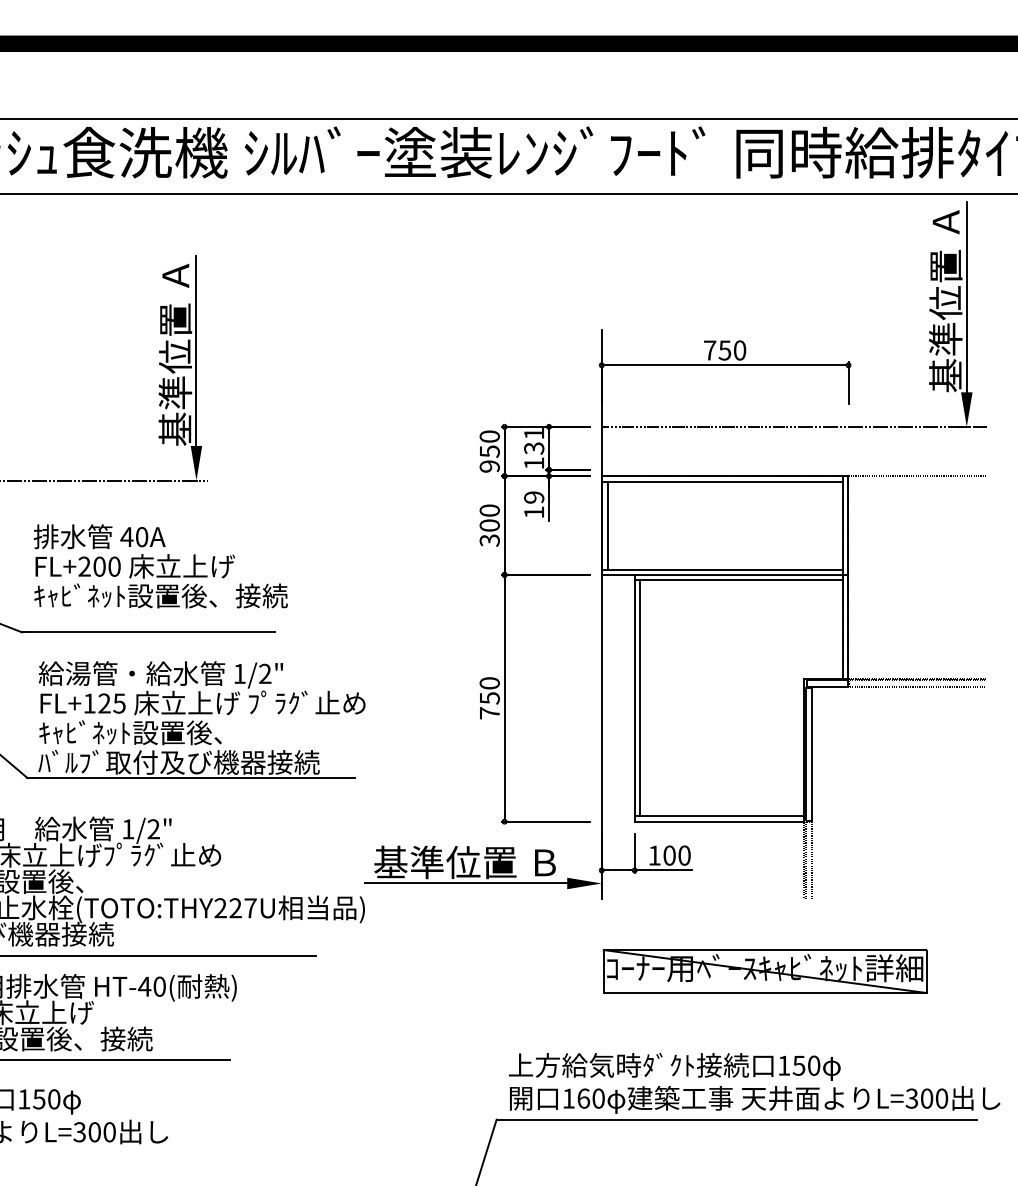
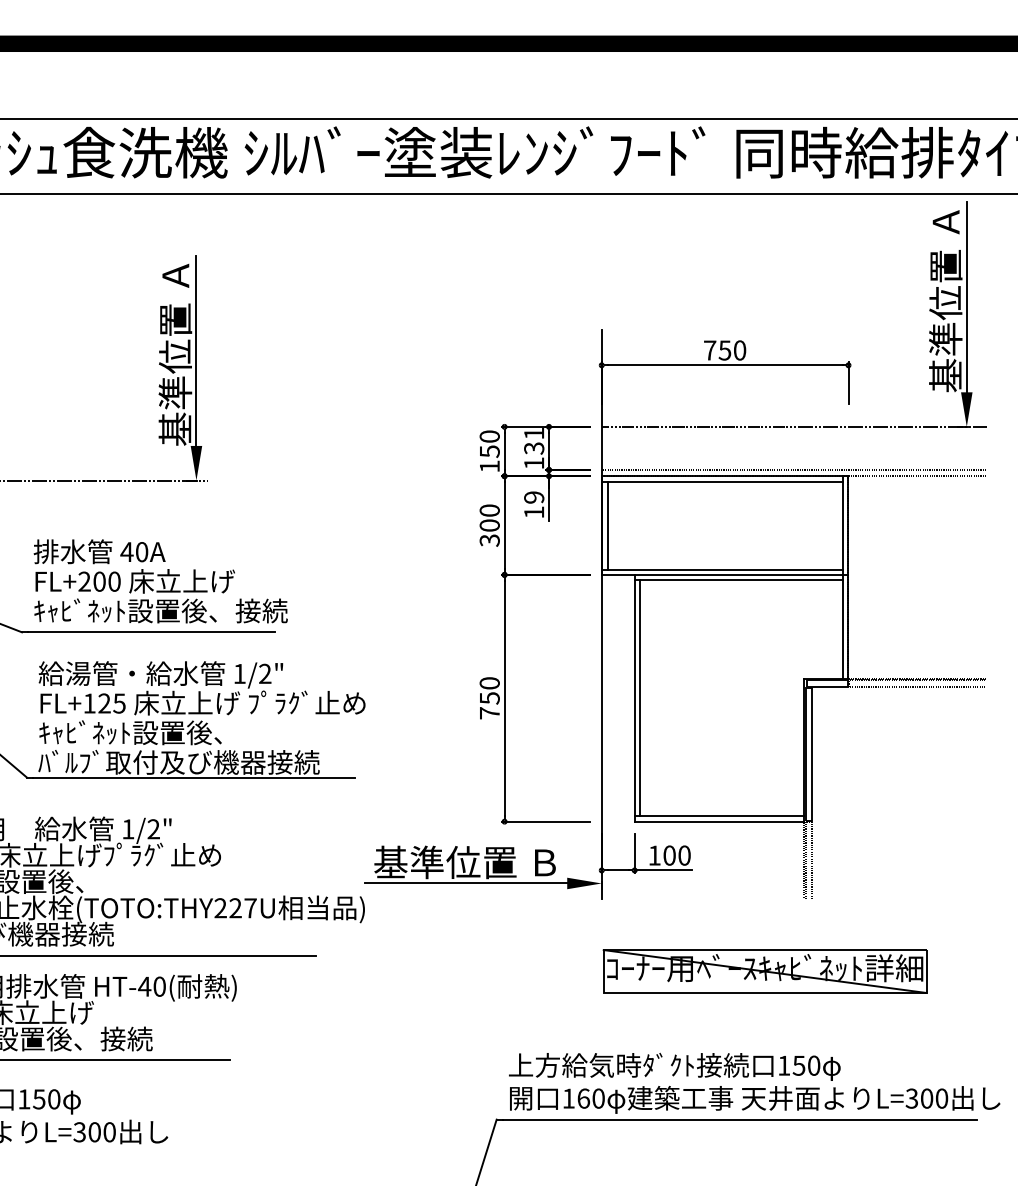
text: 950 -> 150 (489, 466)
line: none -> present (793, 469)
text position: (160, 566) -> (160, 581) (160, 581)
